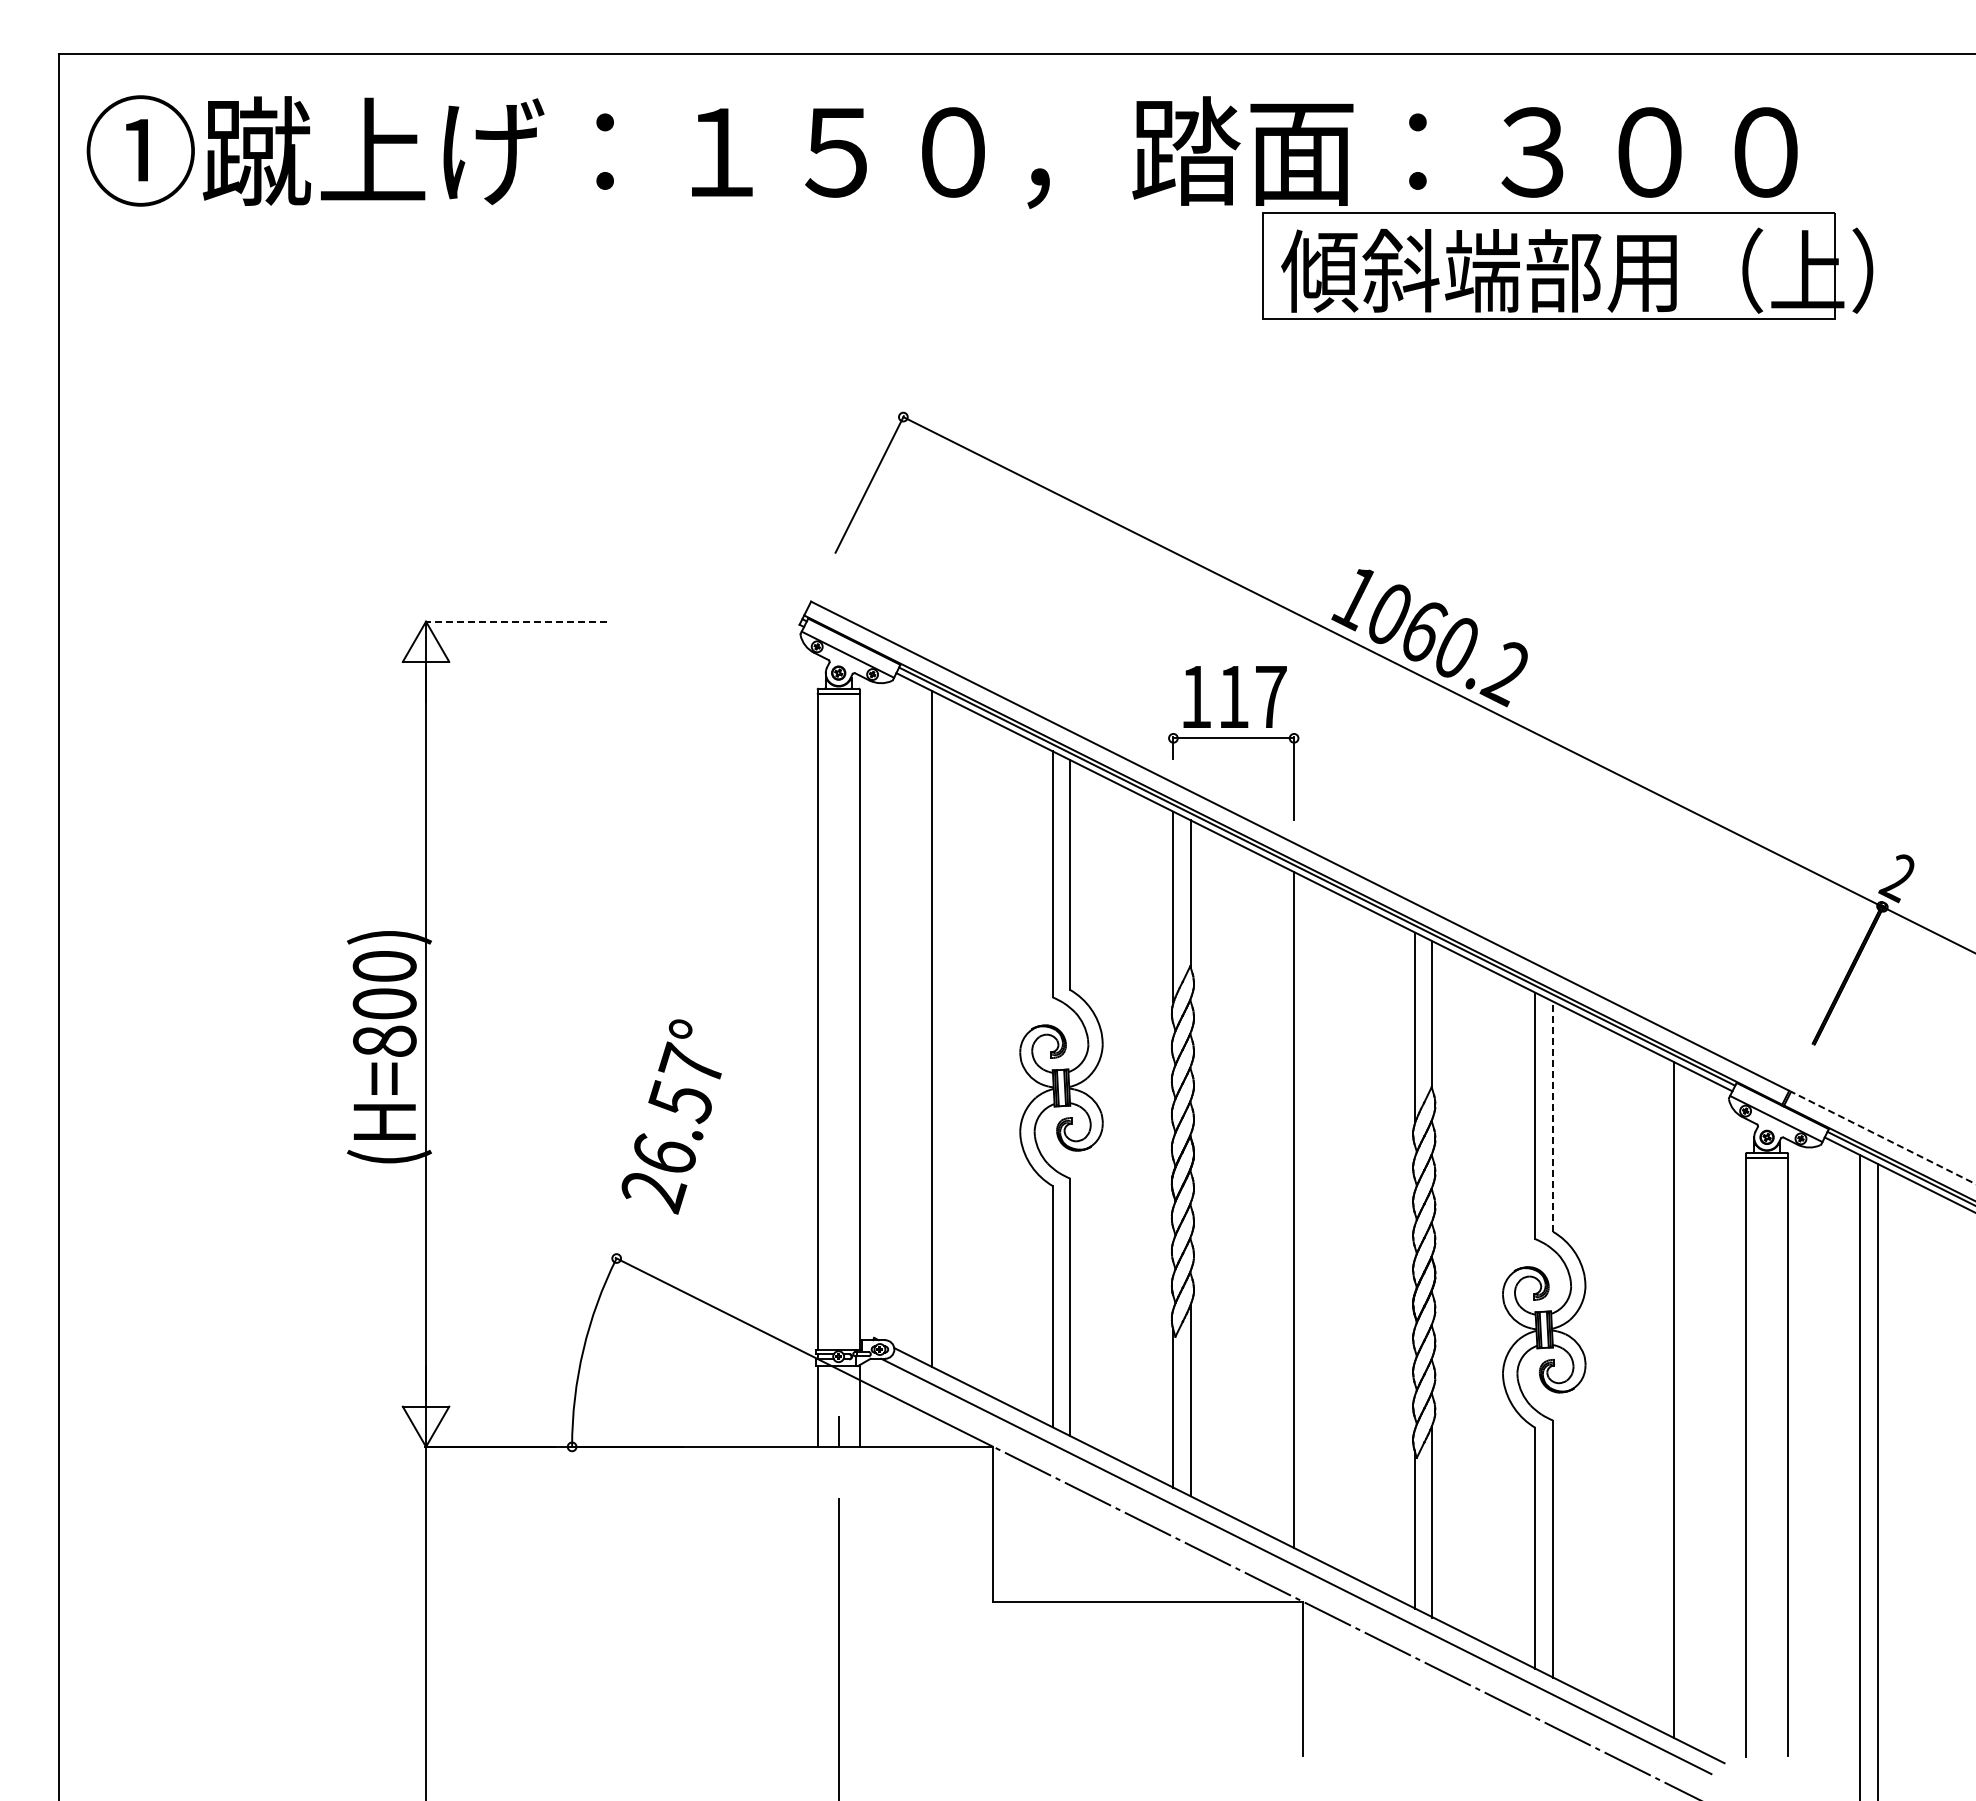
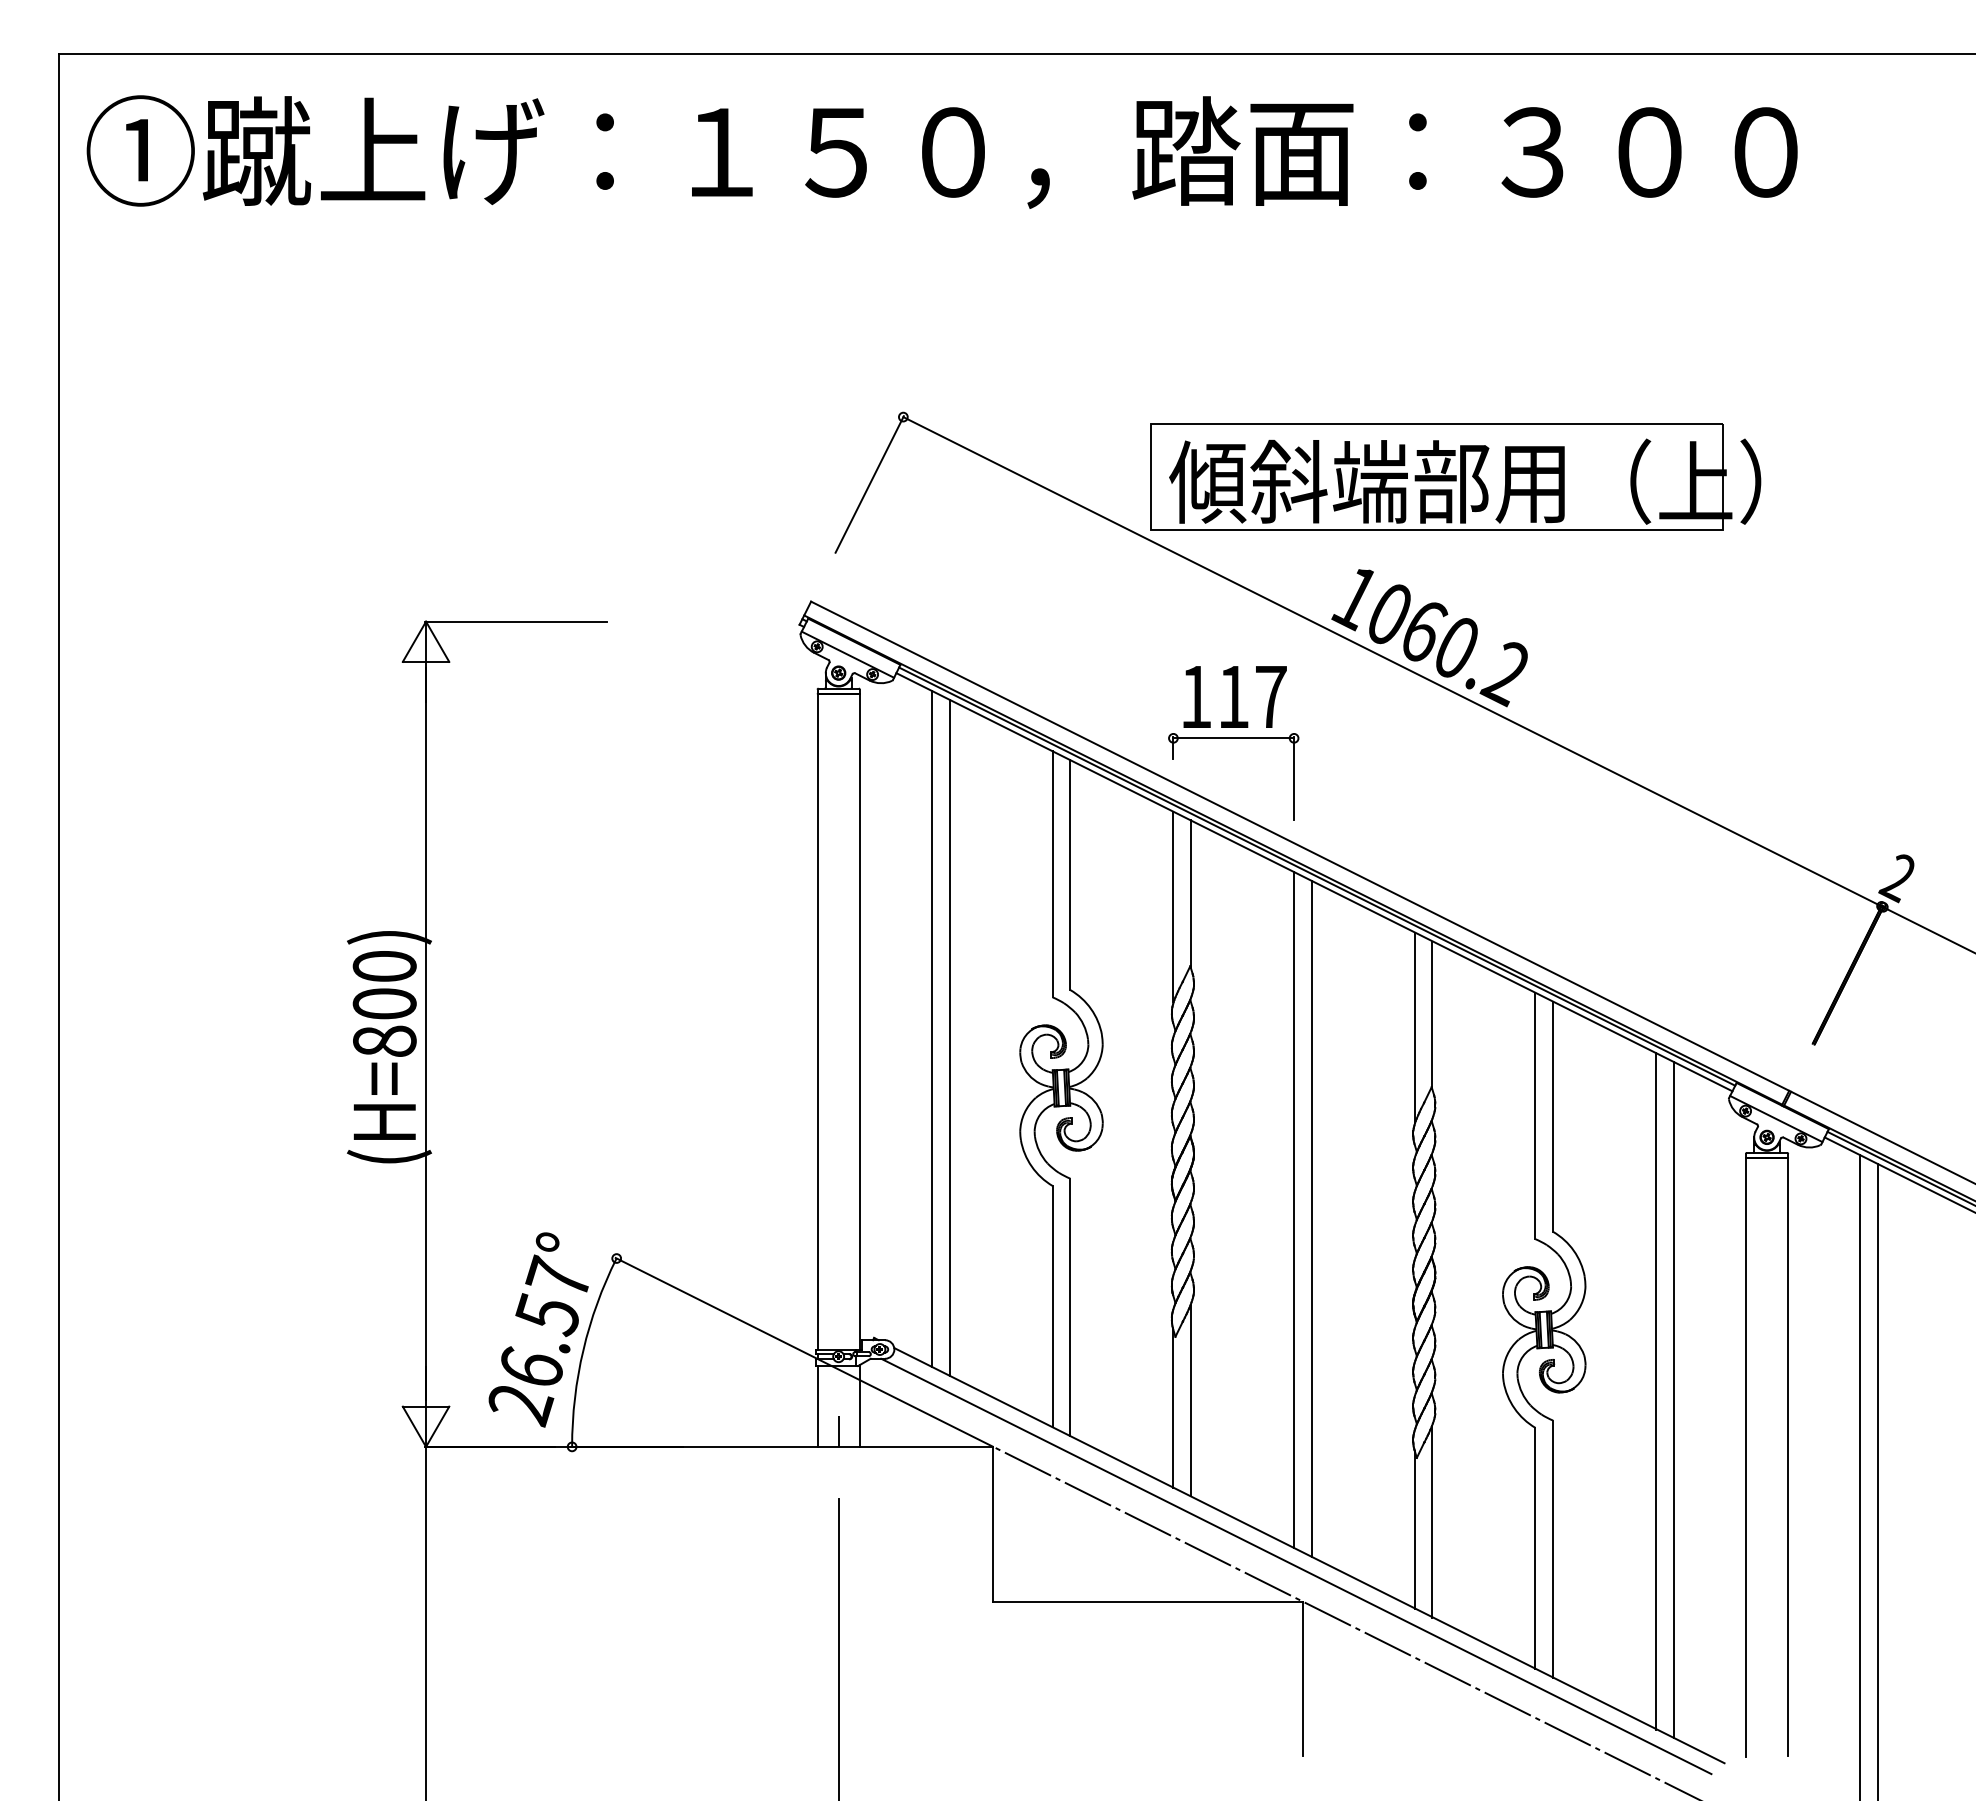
part position: (1567, 265) -> (1455, 476) (1455, 476)
line: dashed -> solid (515, 621)
line: none -> present (949, 1037)
text position: (671, 1116) -> (538, 1329) (538, 1329)
line: dashed -> solid (1553, 1116)
line: dashed -> solid (1883, 1137)
line: none -> present (1311, 1219)
line: none -> present (1656, 1391)
